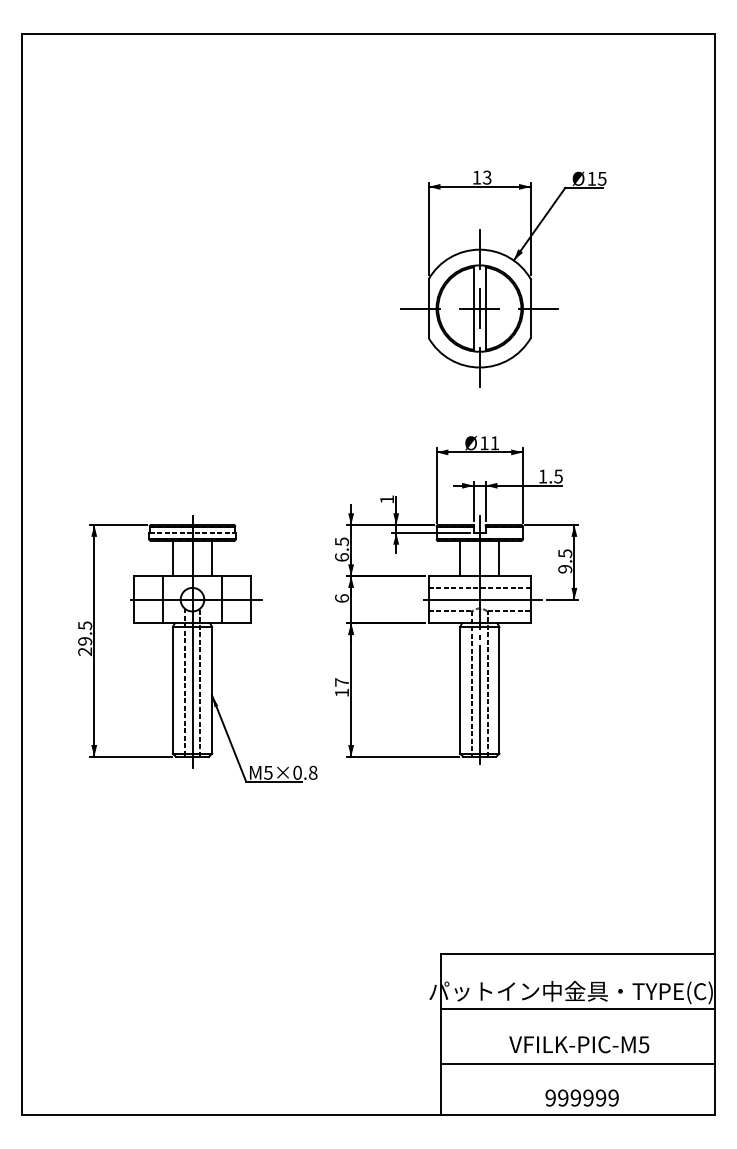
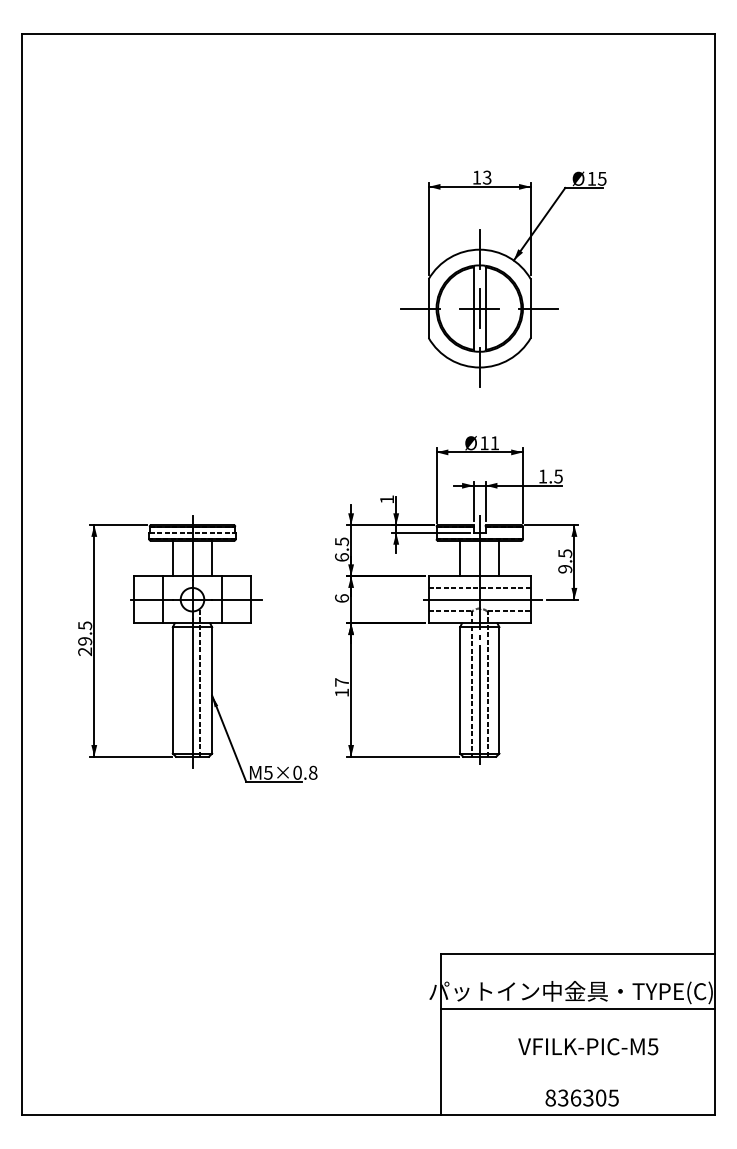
line: present -> none (184, 682)
text position: (579, 1044) -> (588, 1046) (588, 1046)
line: present -> none (578, 1064)
text: 999999 -> 836305 (581, 1097)
